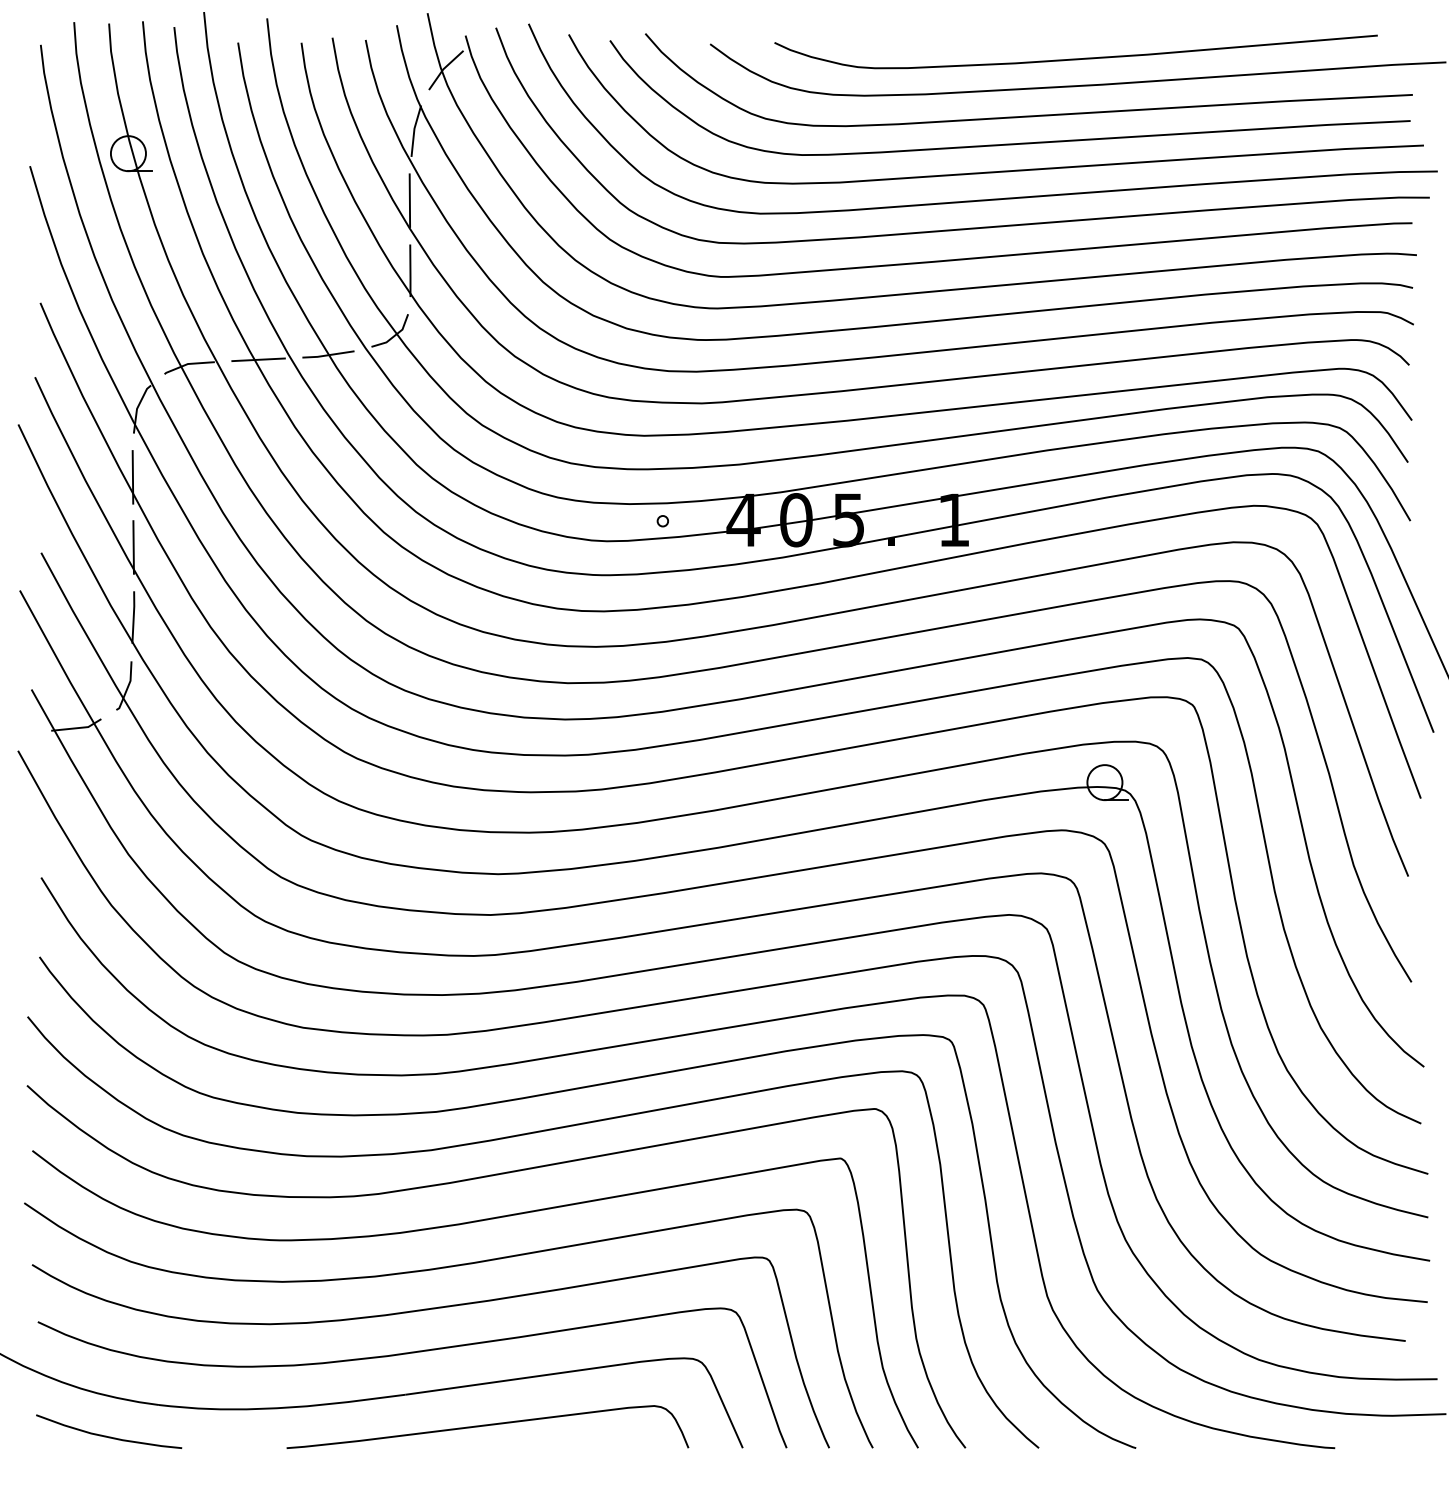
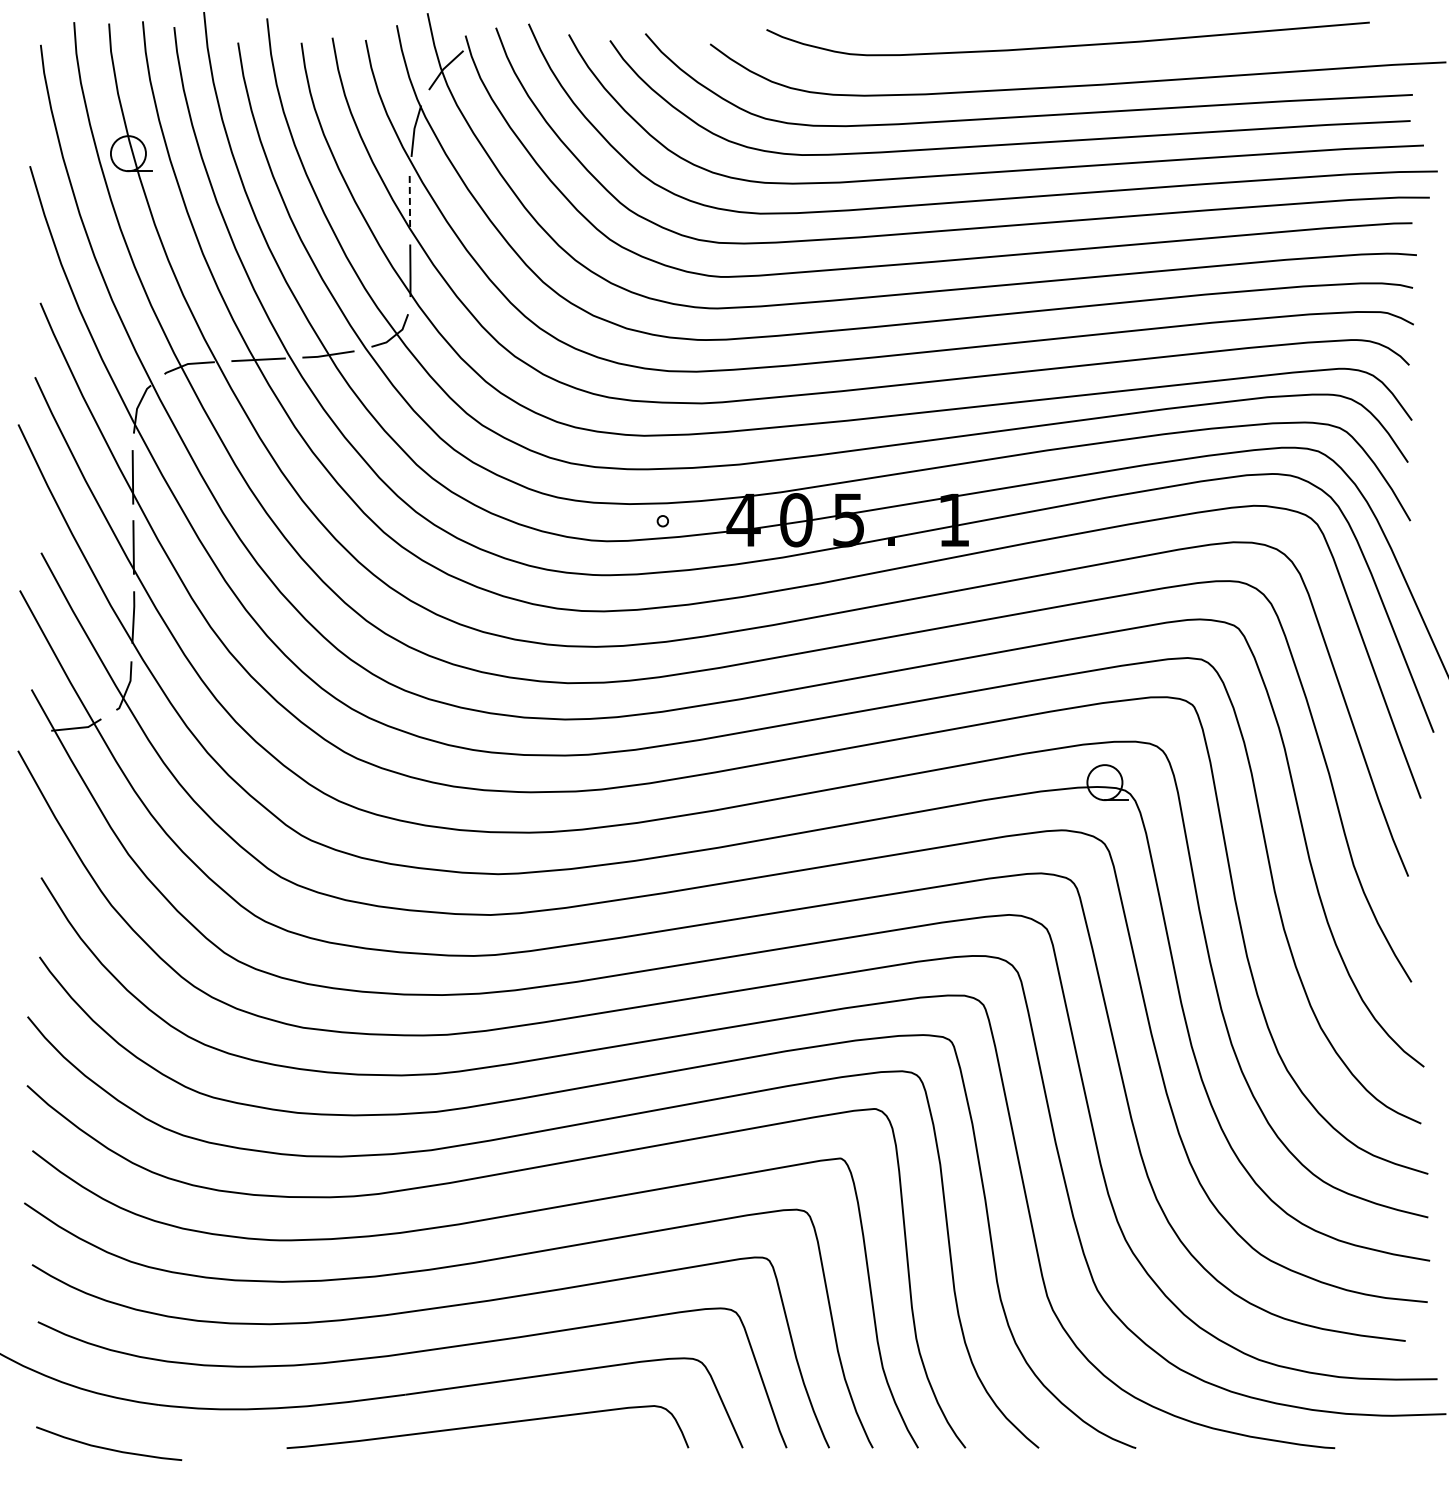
curve position: (1075, 58) -> (1067, 45) (1067, 45)
line: solid -> dashed (409, 200)
curve position: (106, 1435) -> (106, 1447) (106, 1447)
